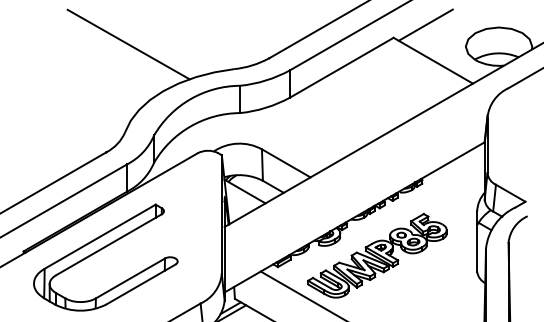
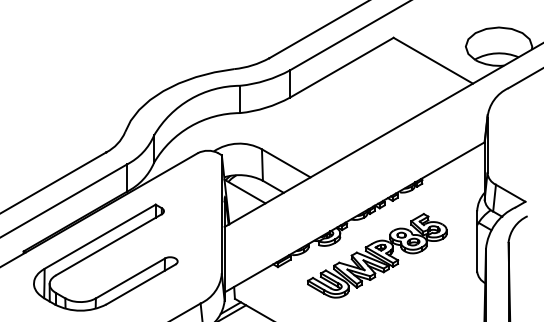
line: present -> none (425, 24)
line: present -> none (128, 44)
line: present -> none (301, 294)
